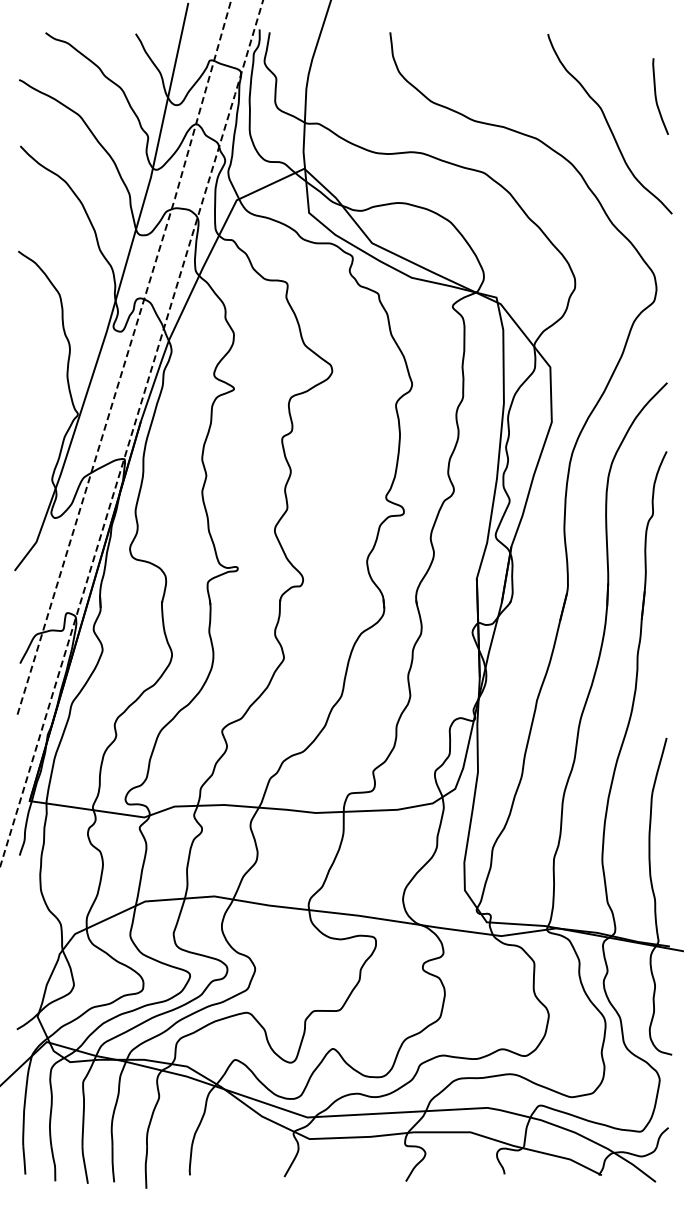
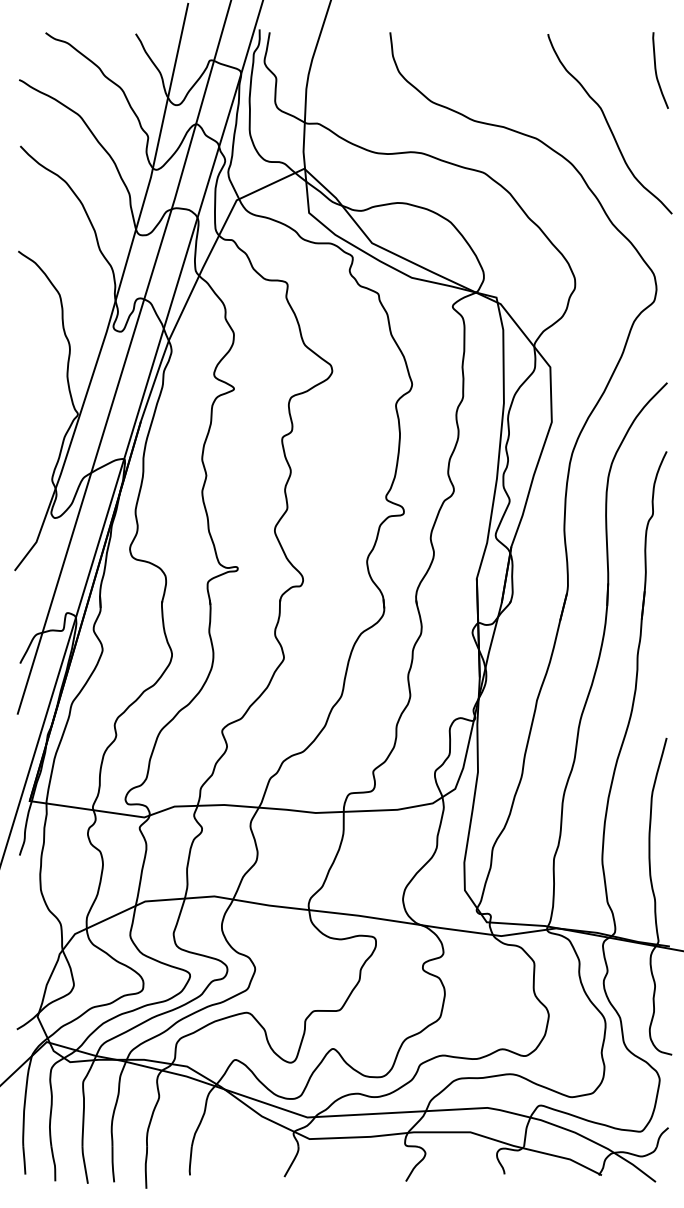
curve position: (656, 96) -> (656, 70) (656, 70)
line: dashed -> solid (126, 357)
line: dashed -> solid (132, 433)
